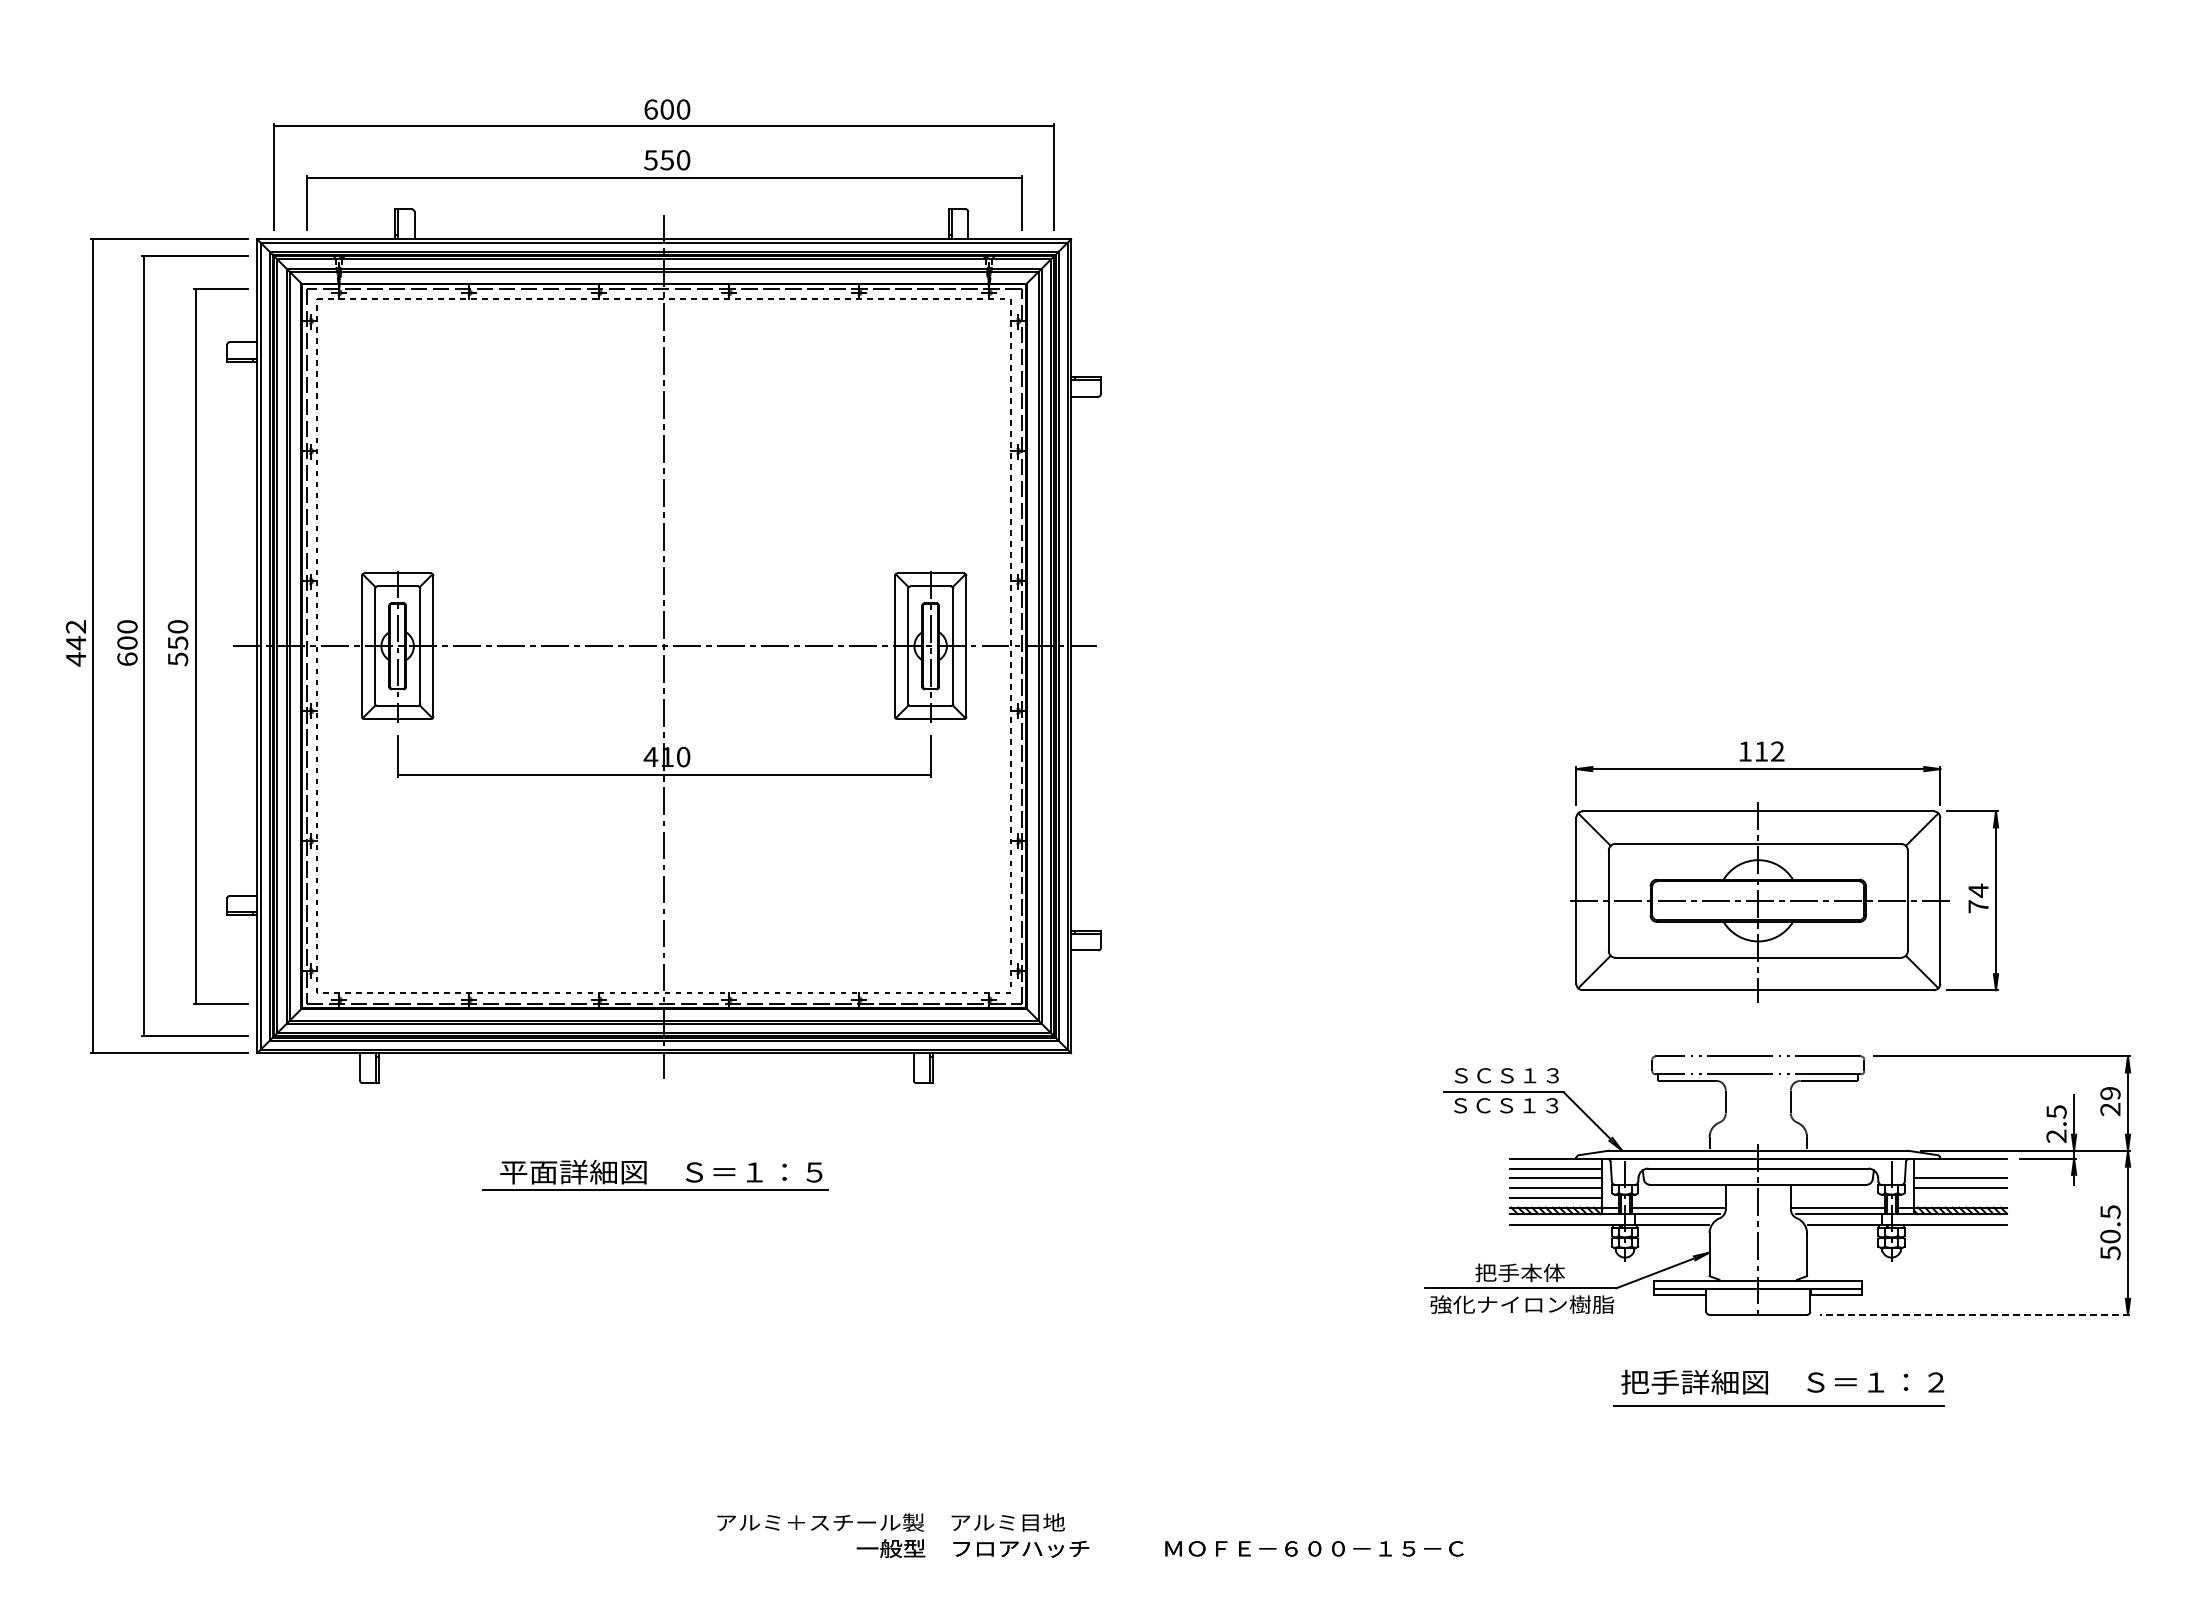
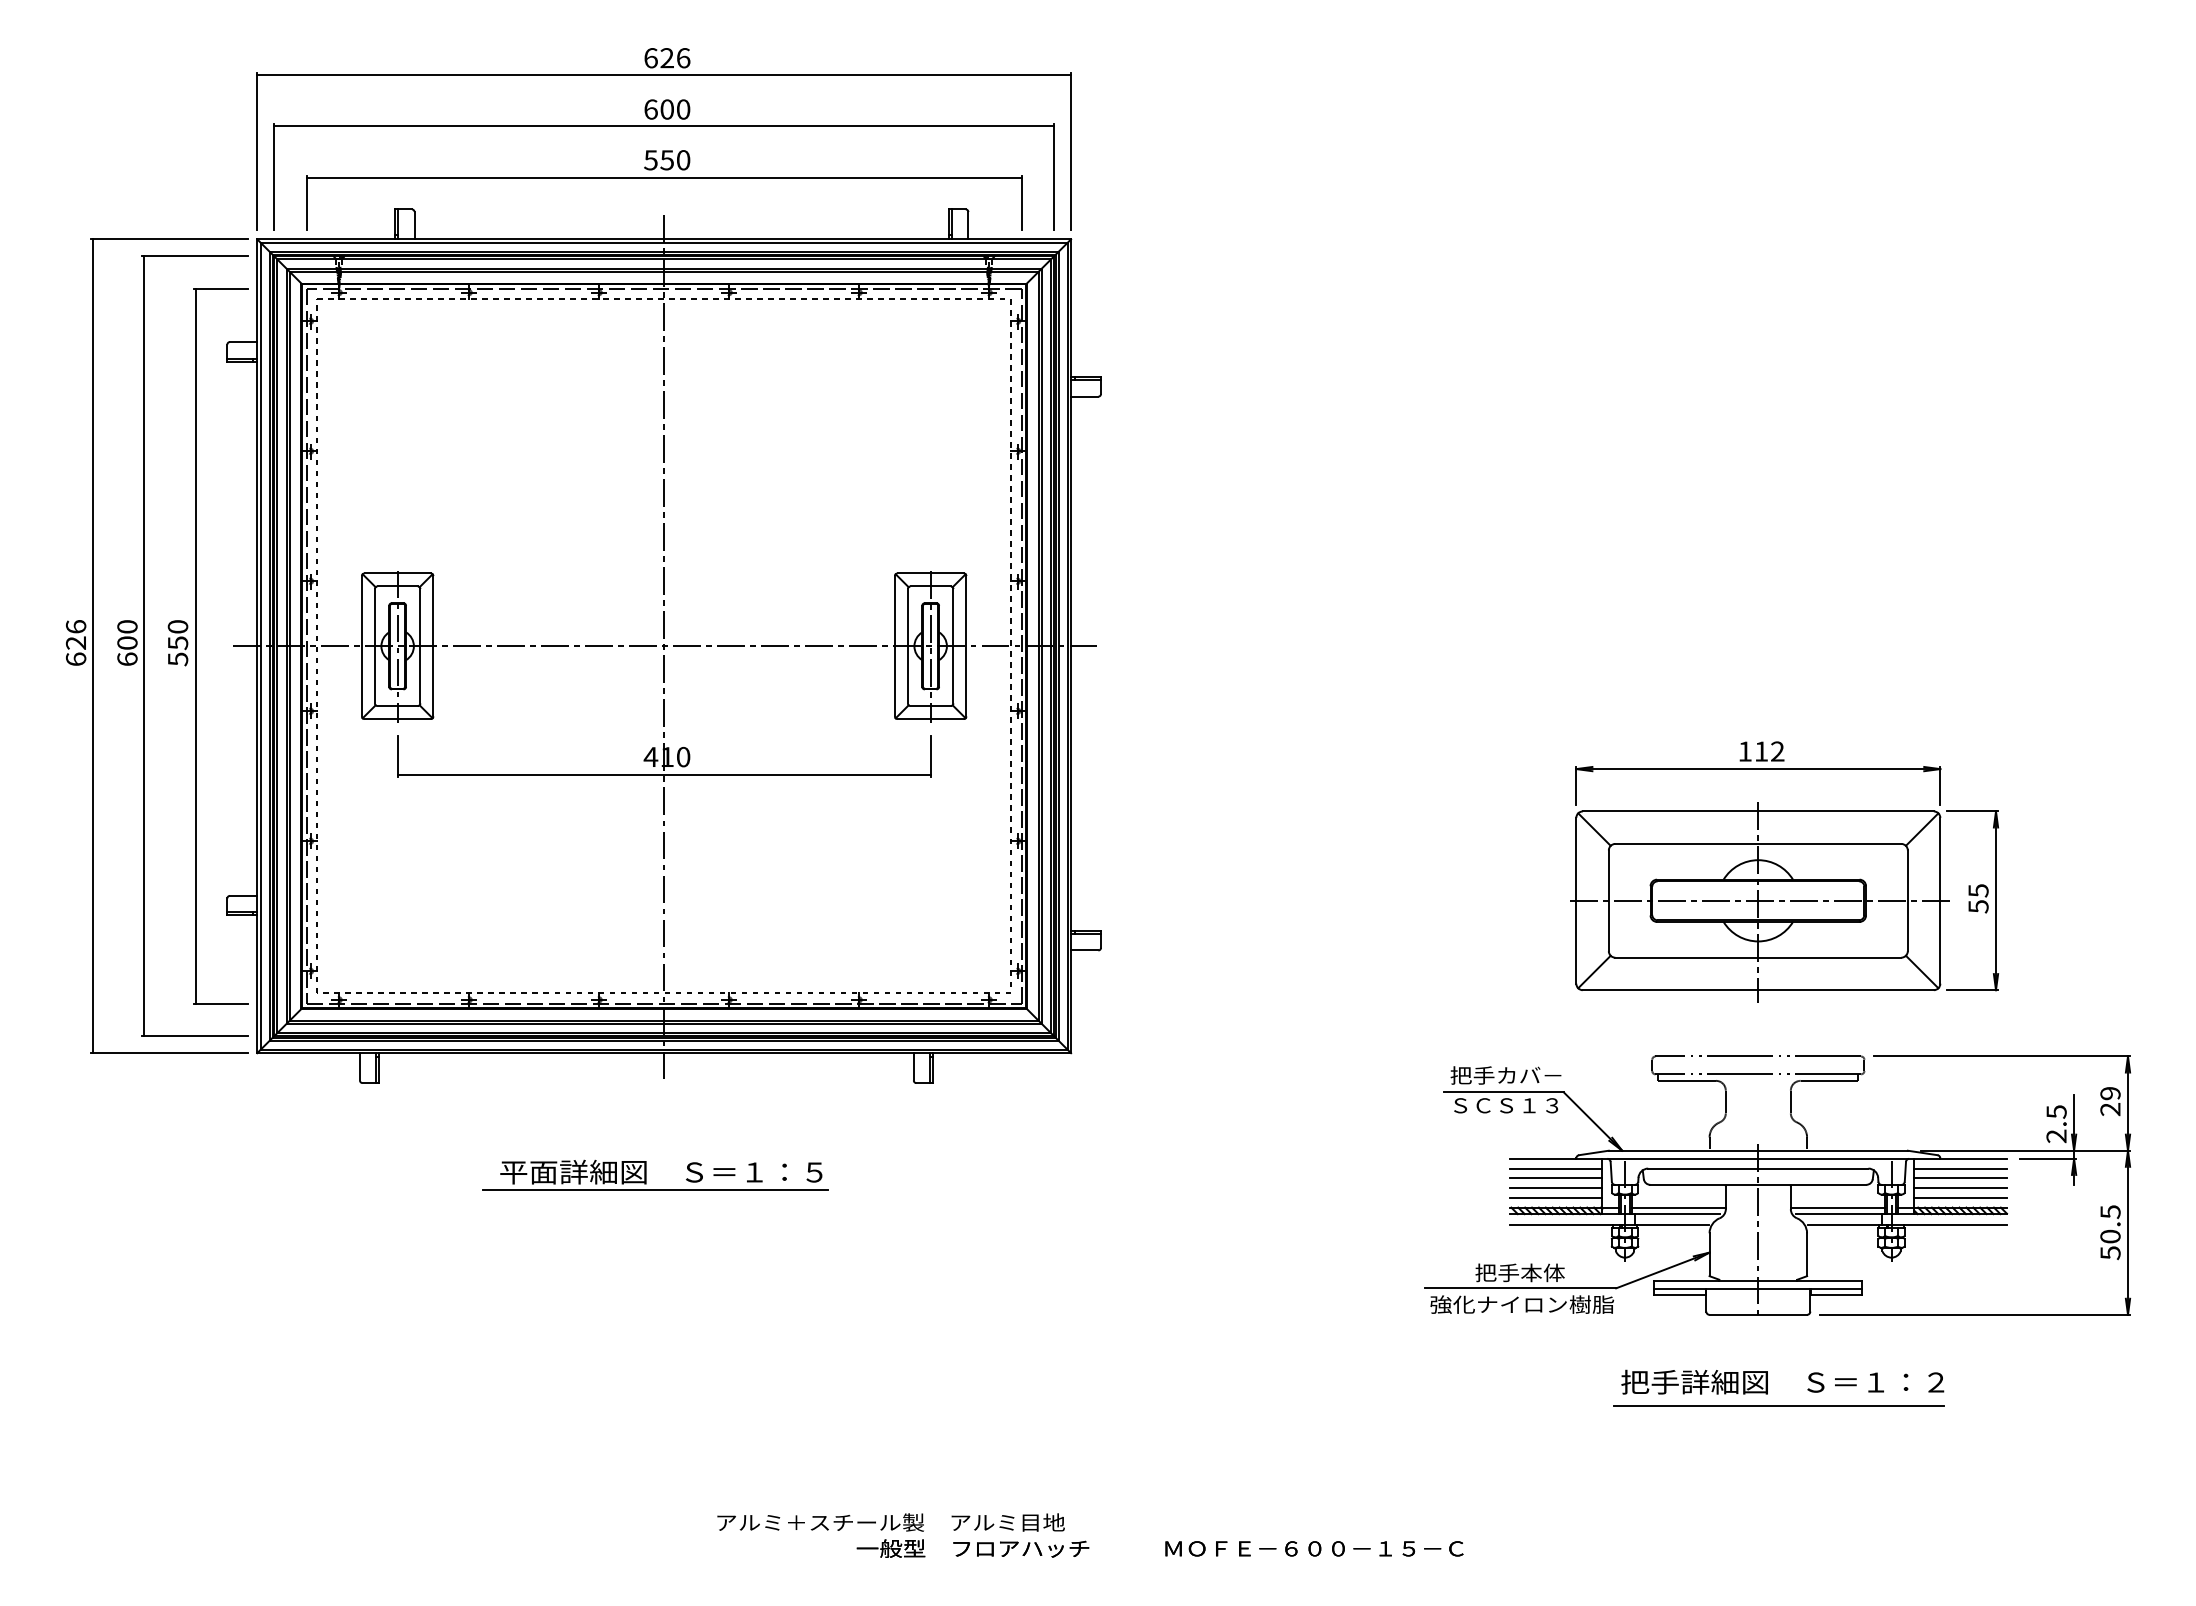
part: none -> present (663, 75)
text: 442 -> 626 (75, 643)
text: 74 -> 55 (1978, 898)
text: ＳＣＳ１３ -> 把手カバ－ (1505, 1075)
line: none -> present (1960, 1168)
line: none -> present (1960, 1197)
line: dashed -> solid (1975, 1314)
